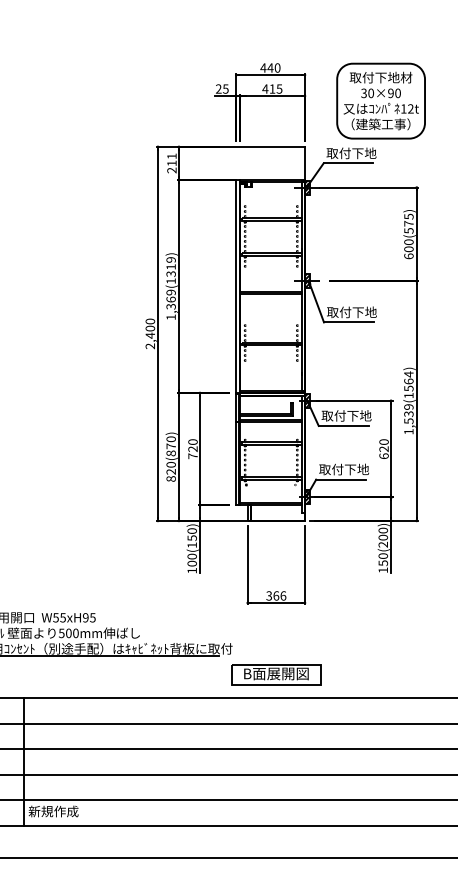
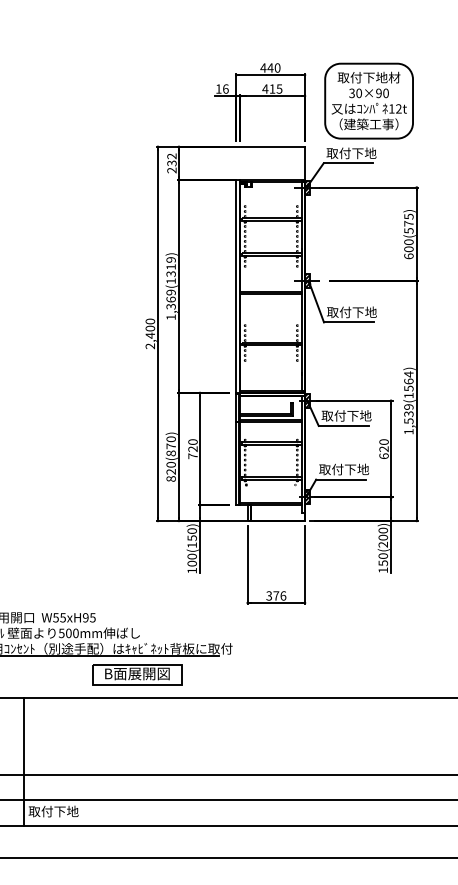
text: 25 -> 16 (221, 88)
part position: (380, 100) -> (368, 100) (368, 100)
text: 211 -> 232 (171, 159)
text: 366 -> 376 (276, 595)
part position: (276, 674) -> (137, 674) (137, 674)
line: present -> none (228, 723)
line: present -> none (228, 749)
text: 新規作成 -> 取付下地 (53, 811)
